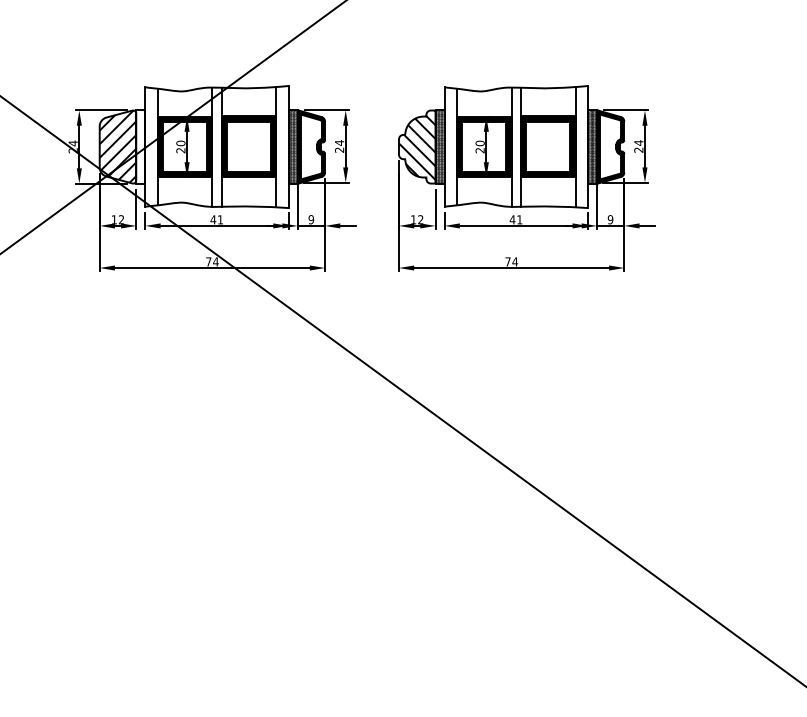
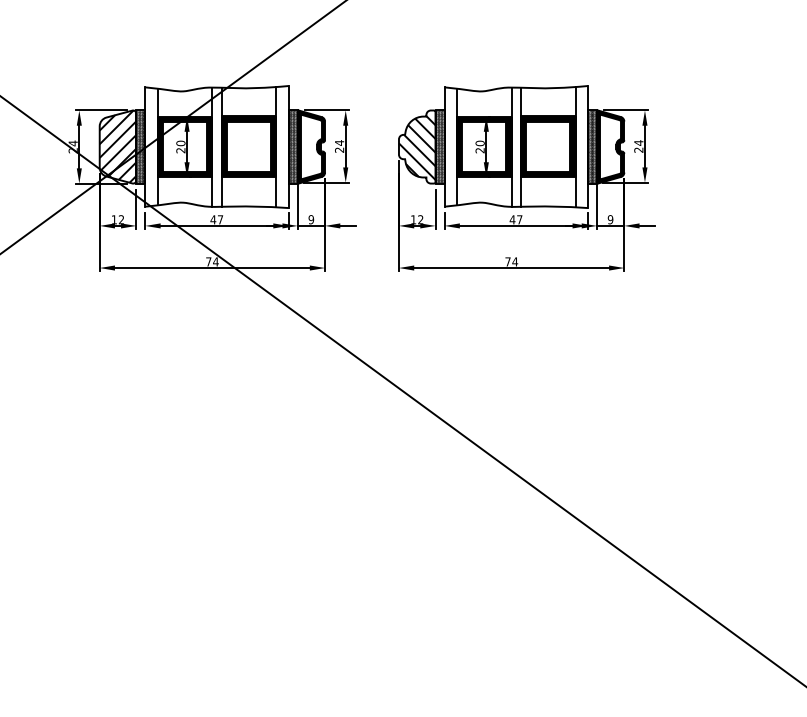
hatch: none -> present (140, 146)
text: 41 -> 47 (220, 219)
text: 41 -> 47 (519, 219)
